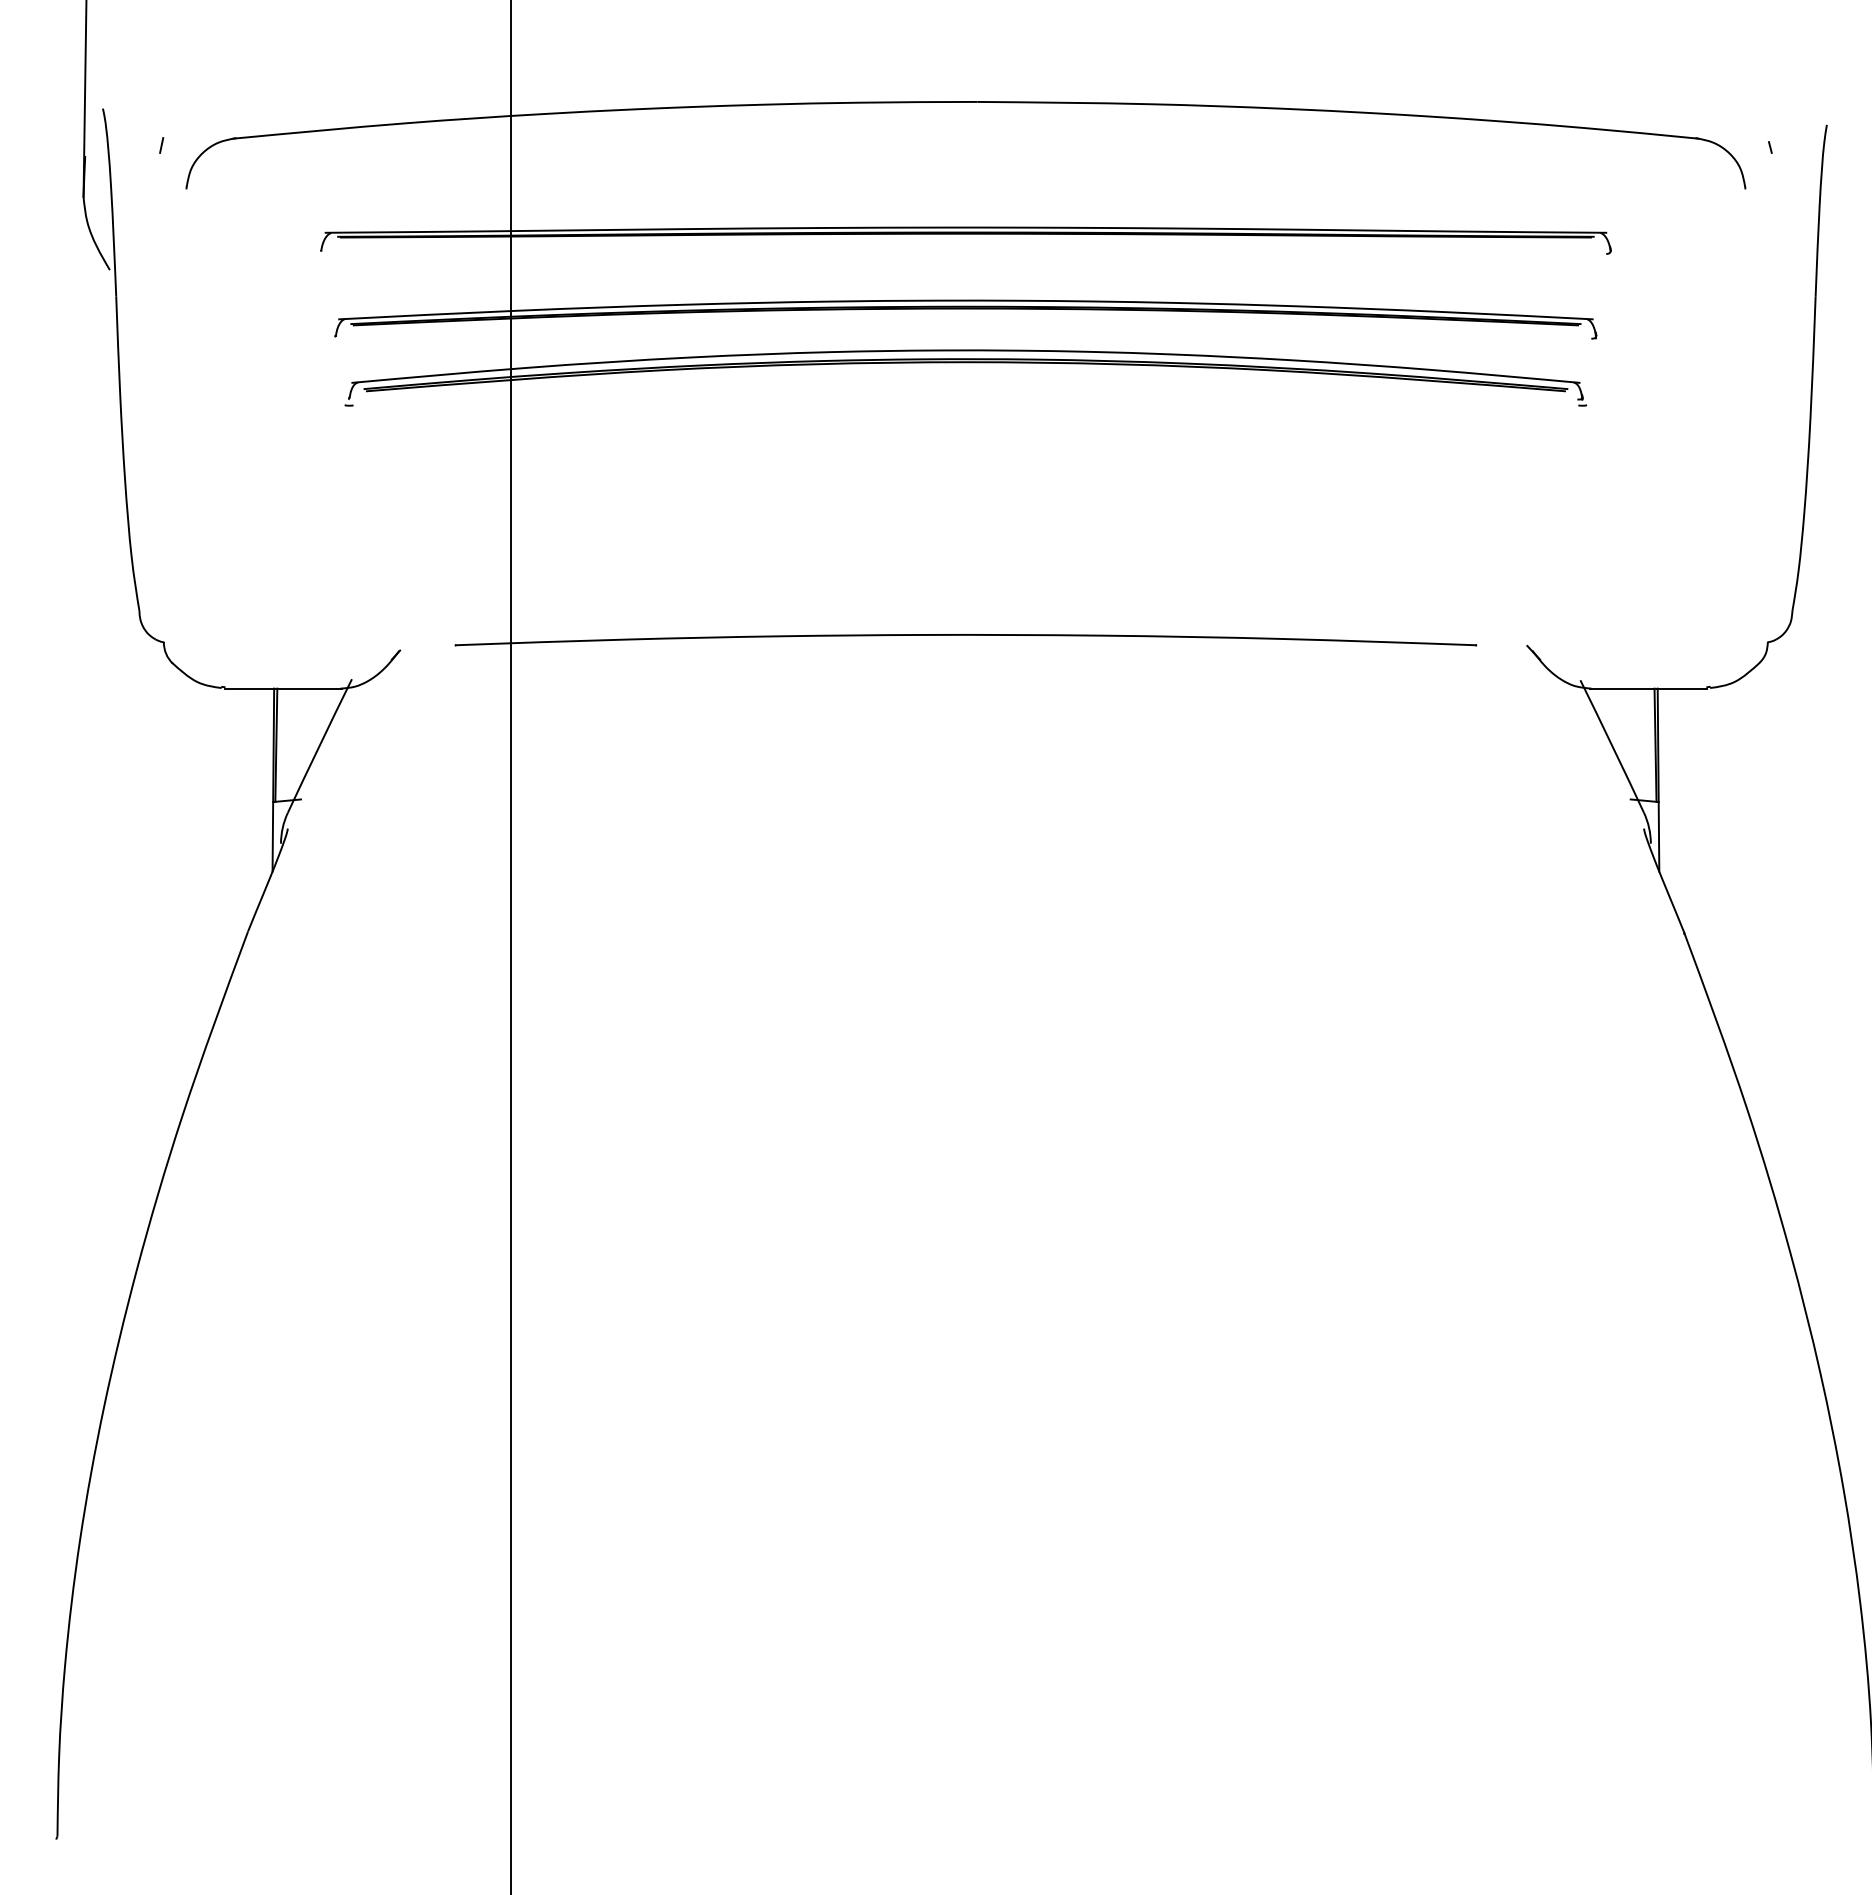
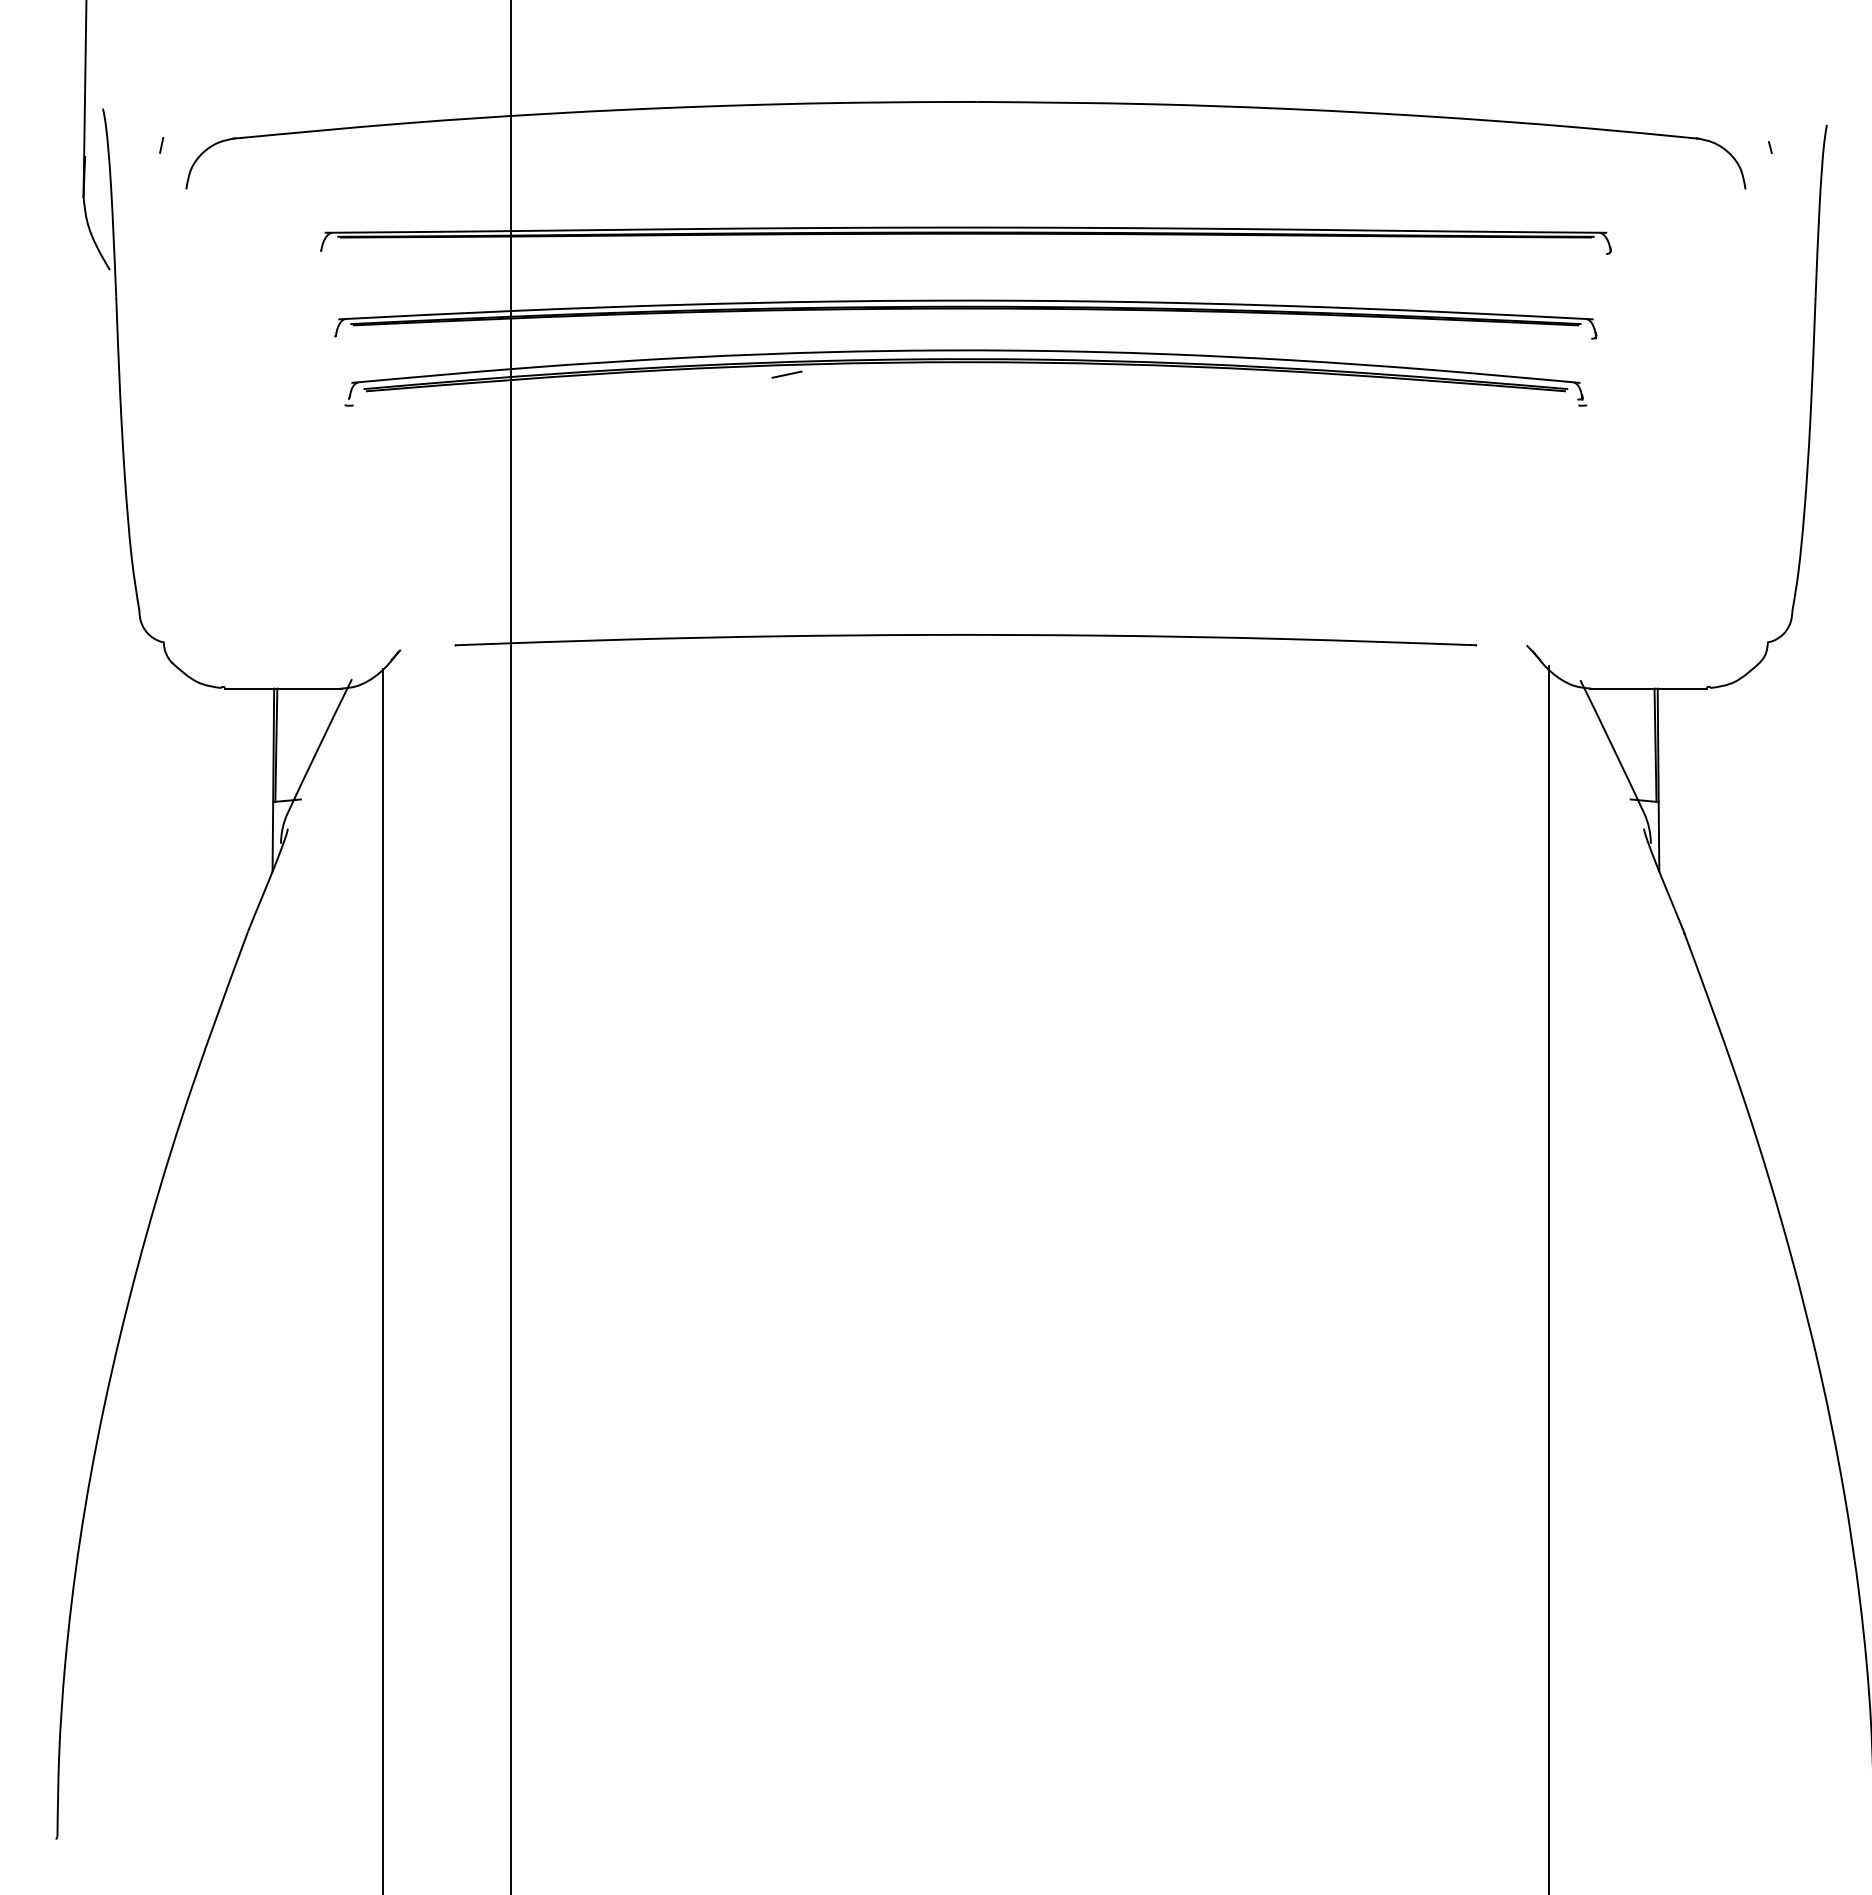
line: none -> present (786, 374)
line: none -> present (1548, 1278)
line: none -> present (383, 1279)
